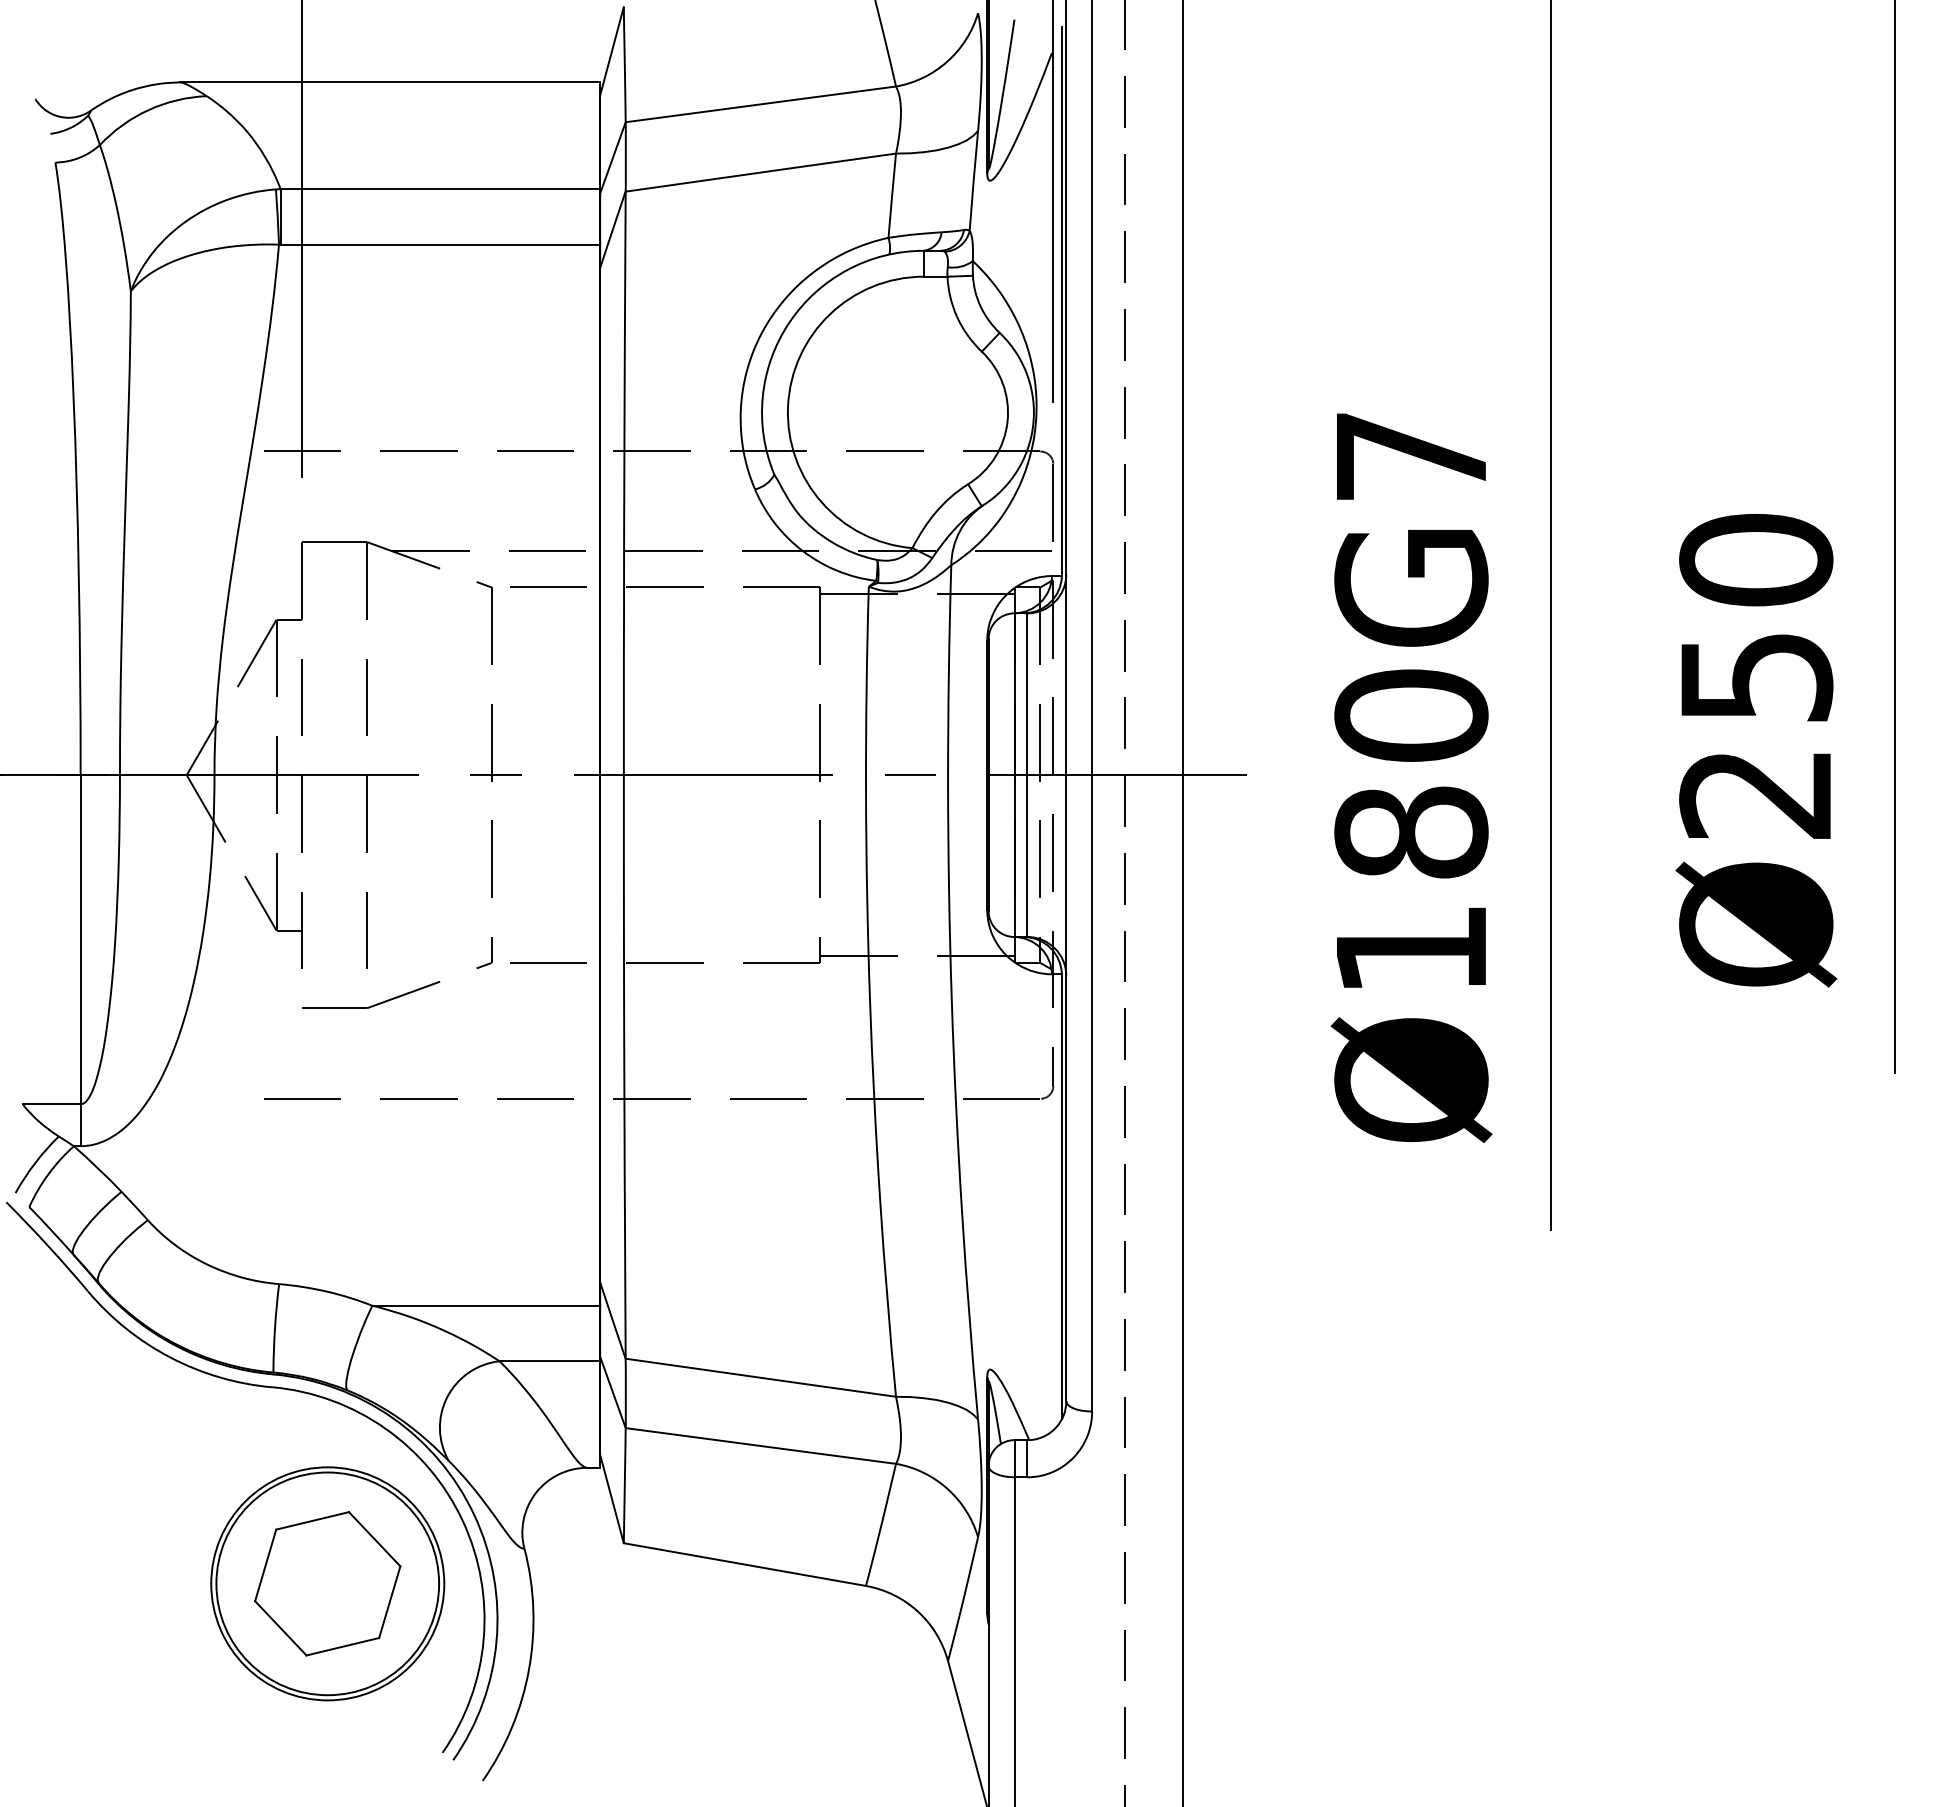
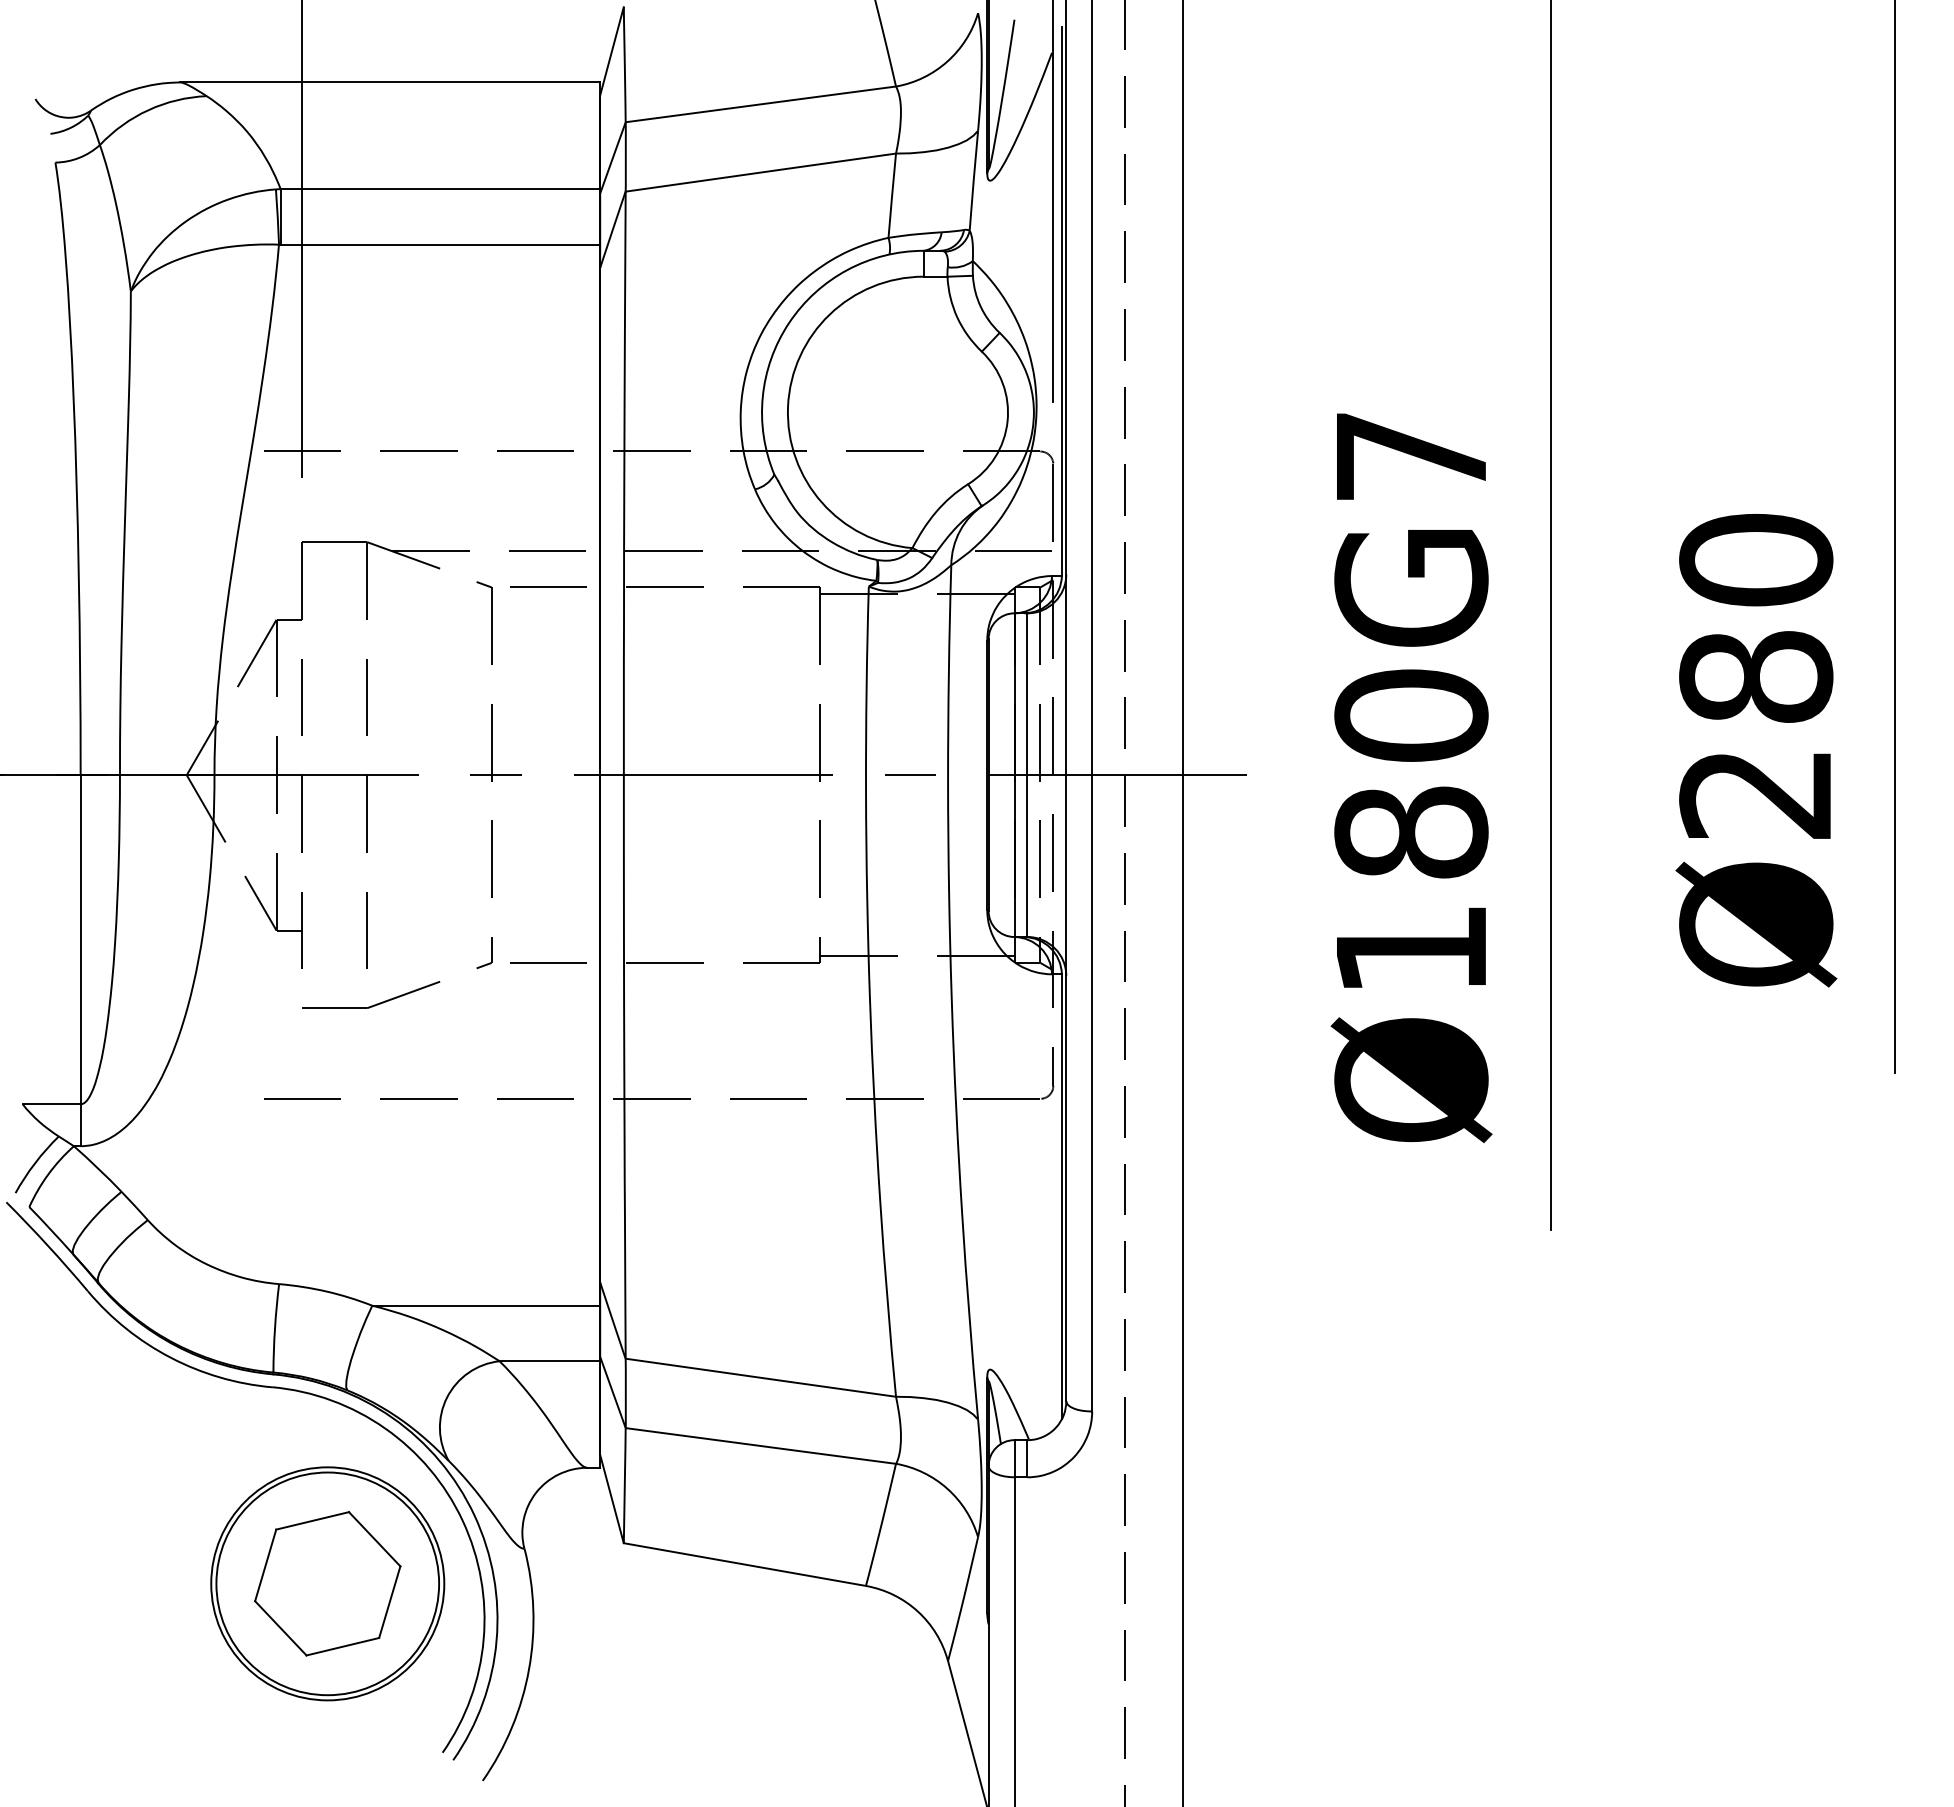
text: Ø250 -> Ø280 (1756, 676)
